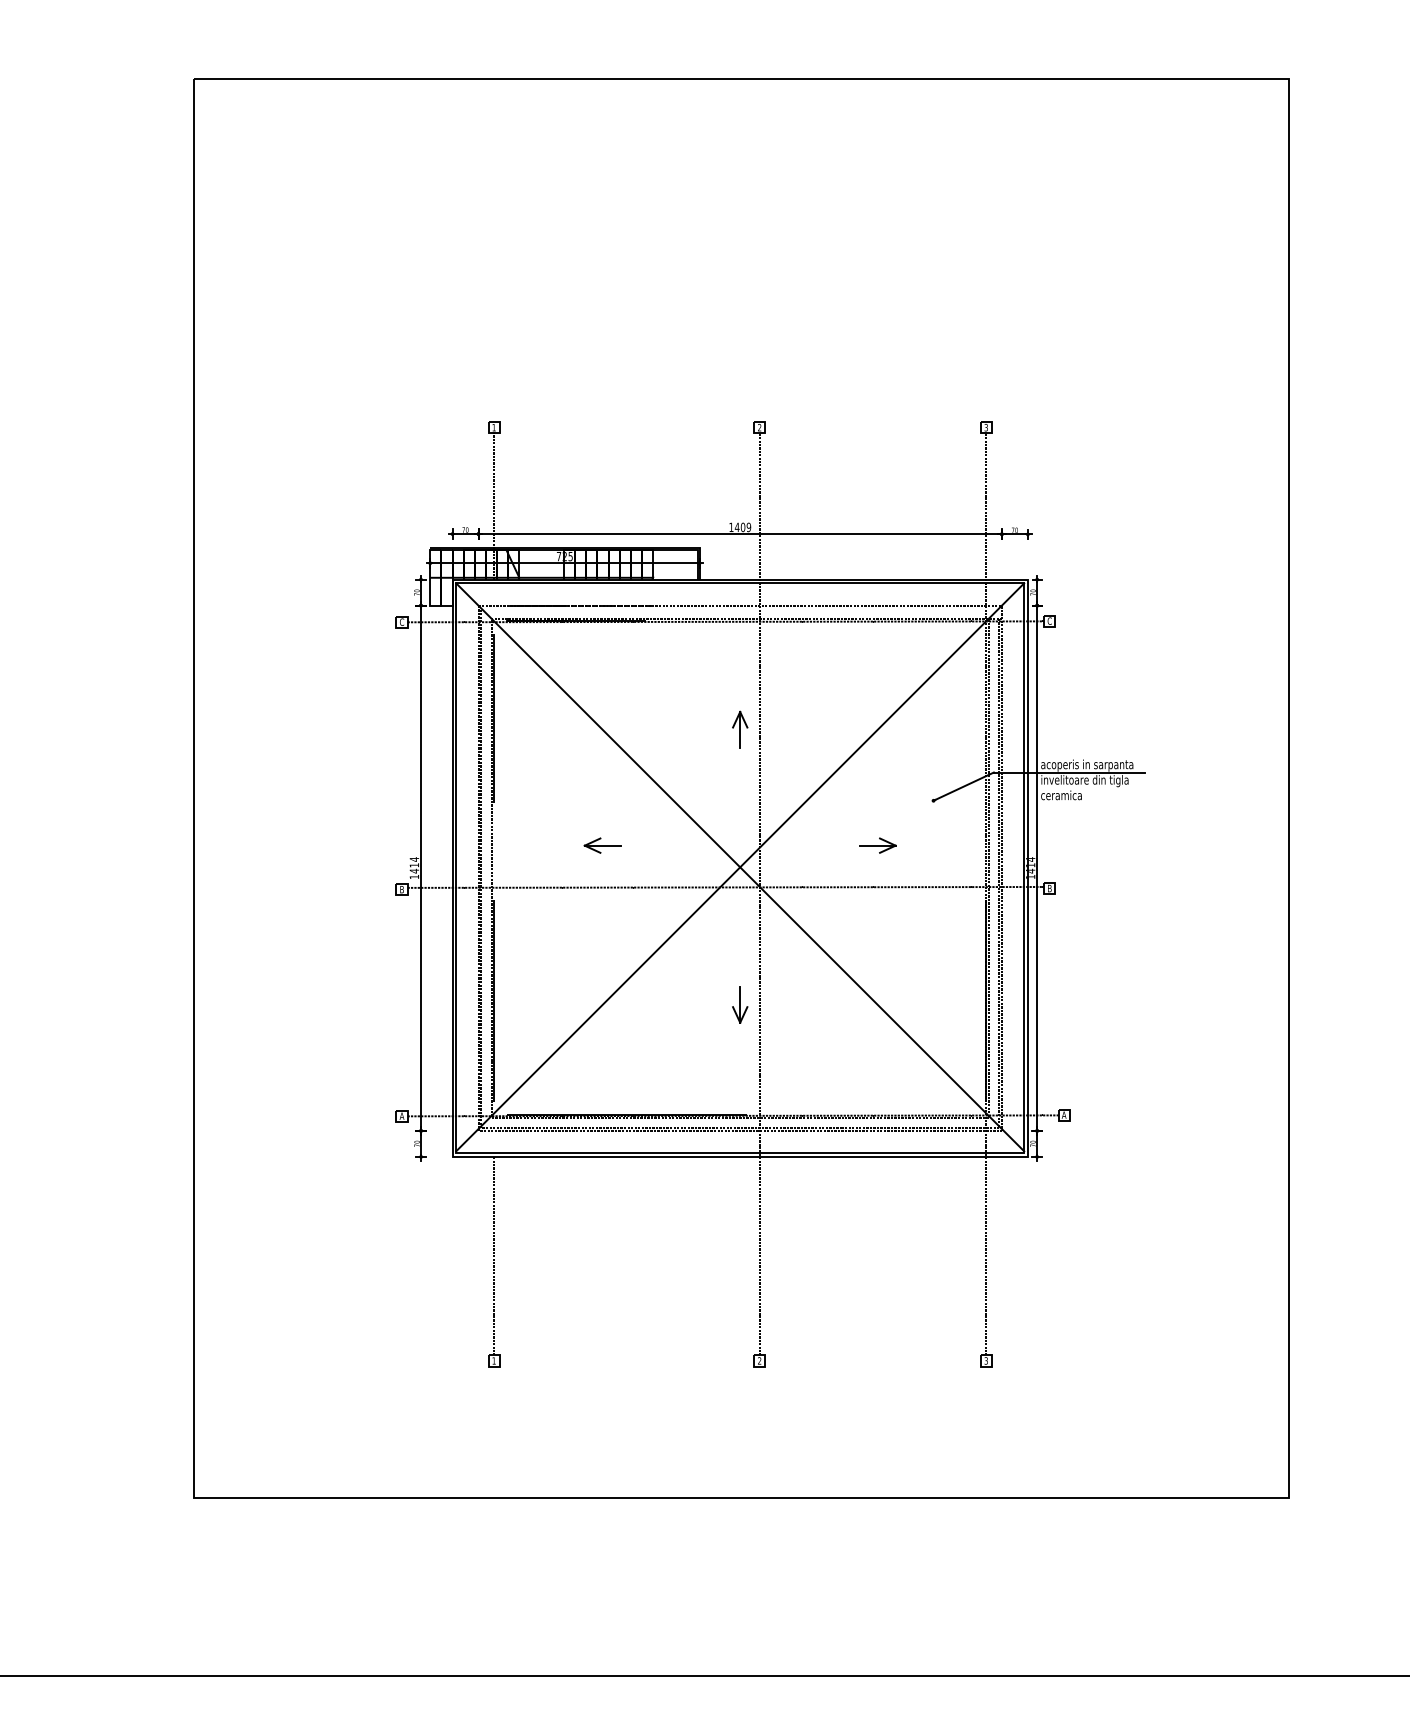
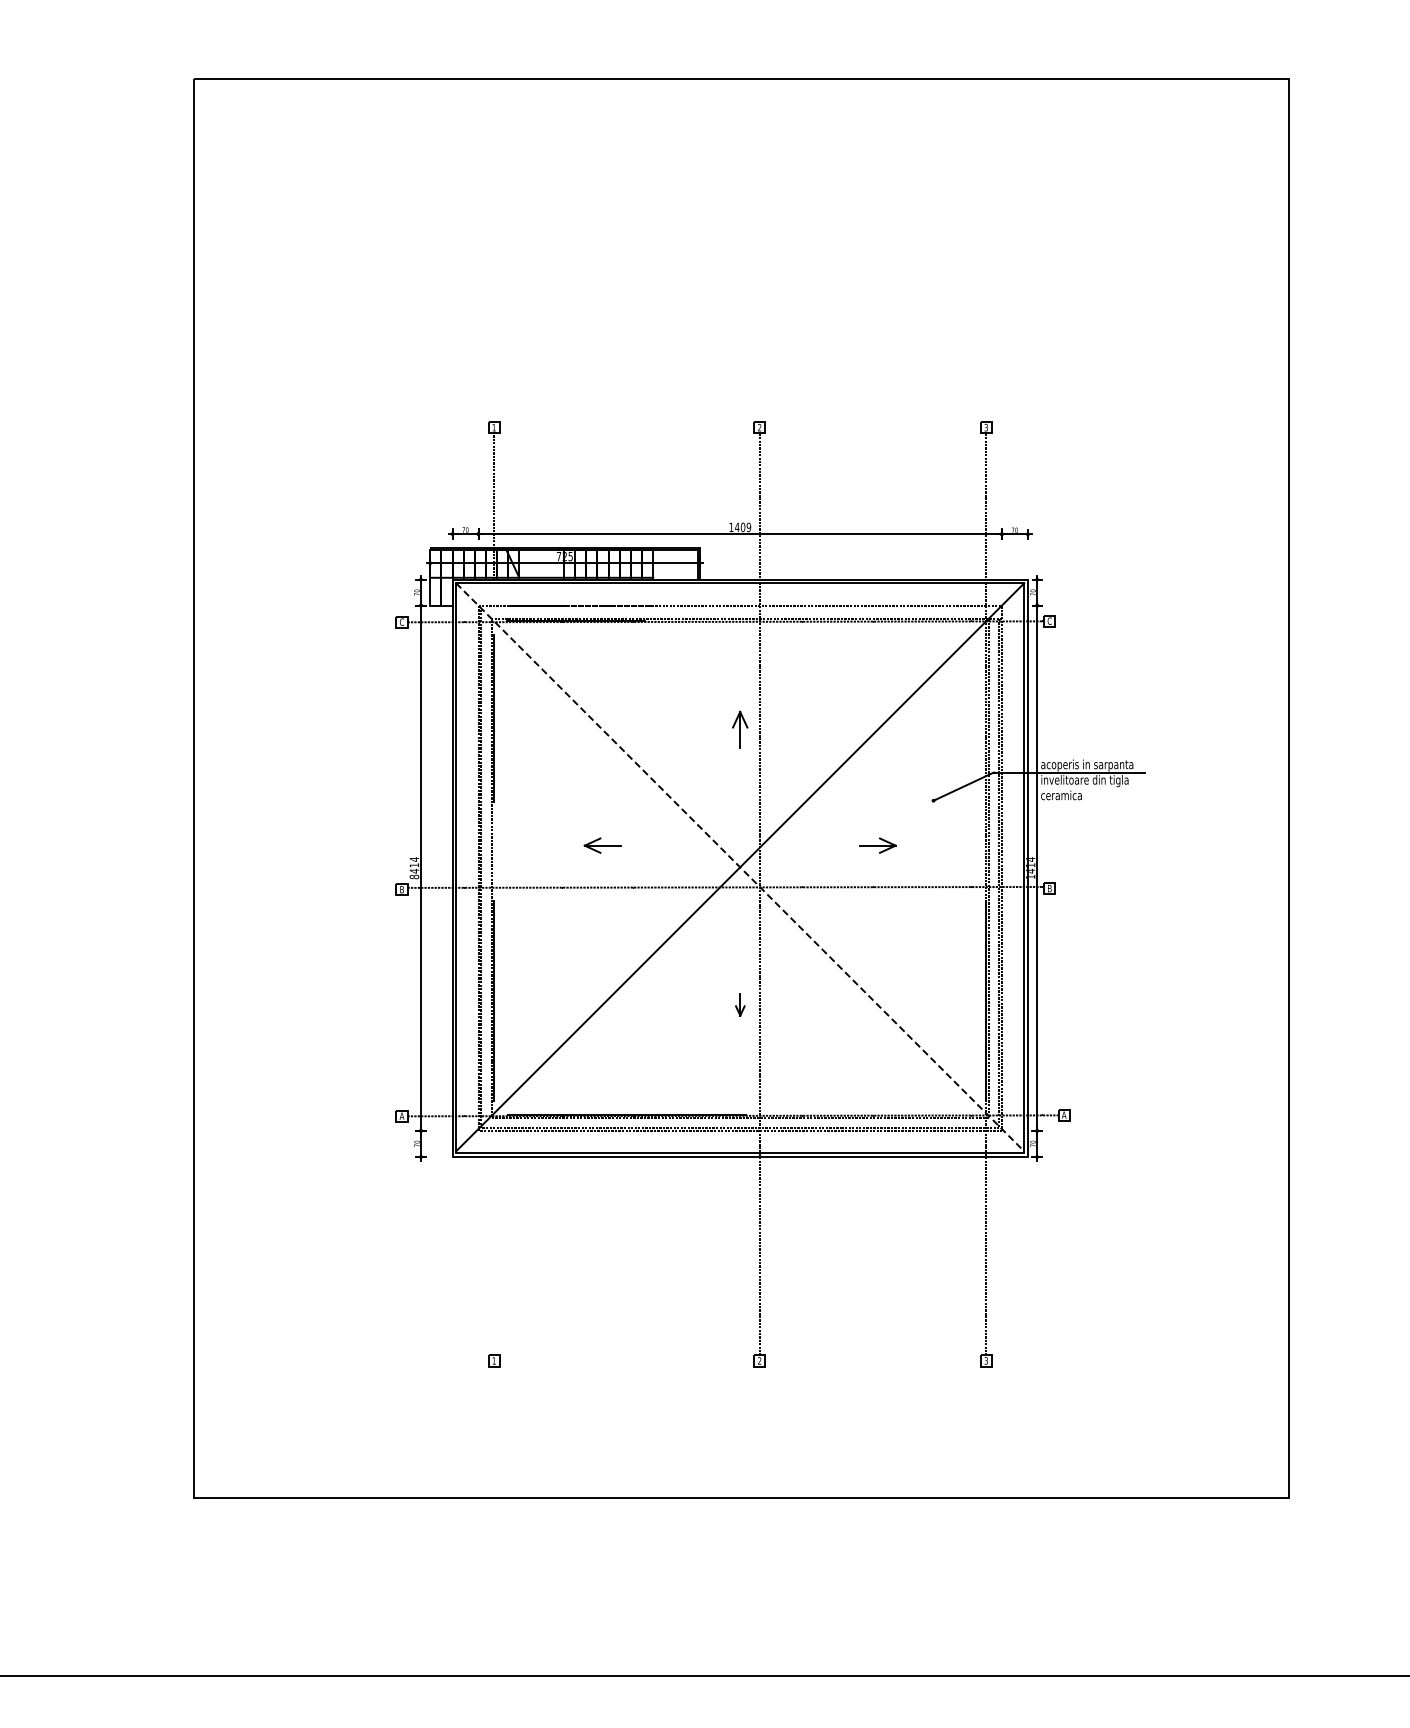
line: solid -> dashed (740, 867)
text: 1414 -> 8414 (413, 876)
part size: 17x38 px -> 11x24 px (740, 1004)
line: present -> none (494, 1255)
